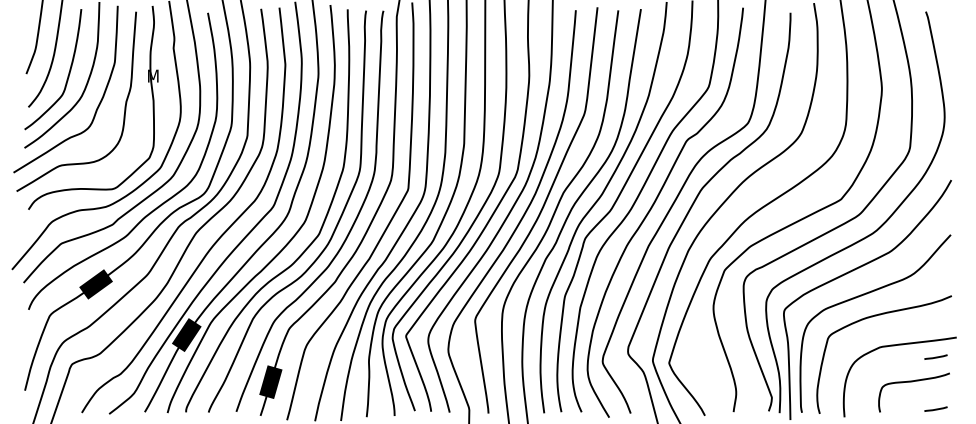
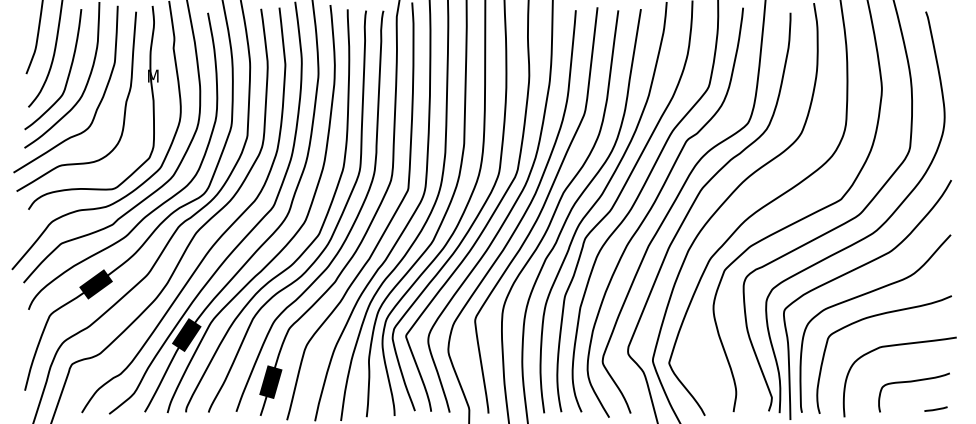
line: present -> none (935, 356)
